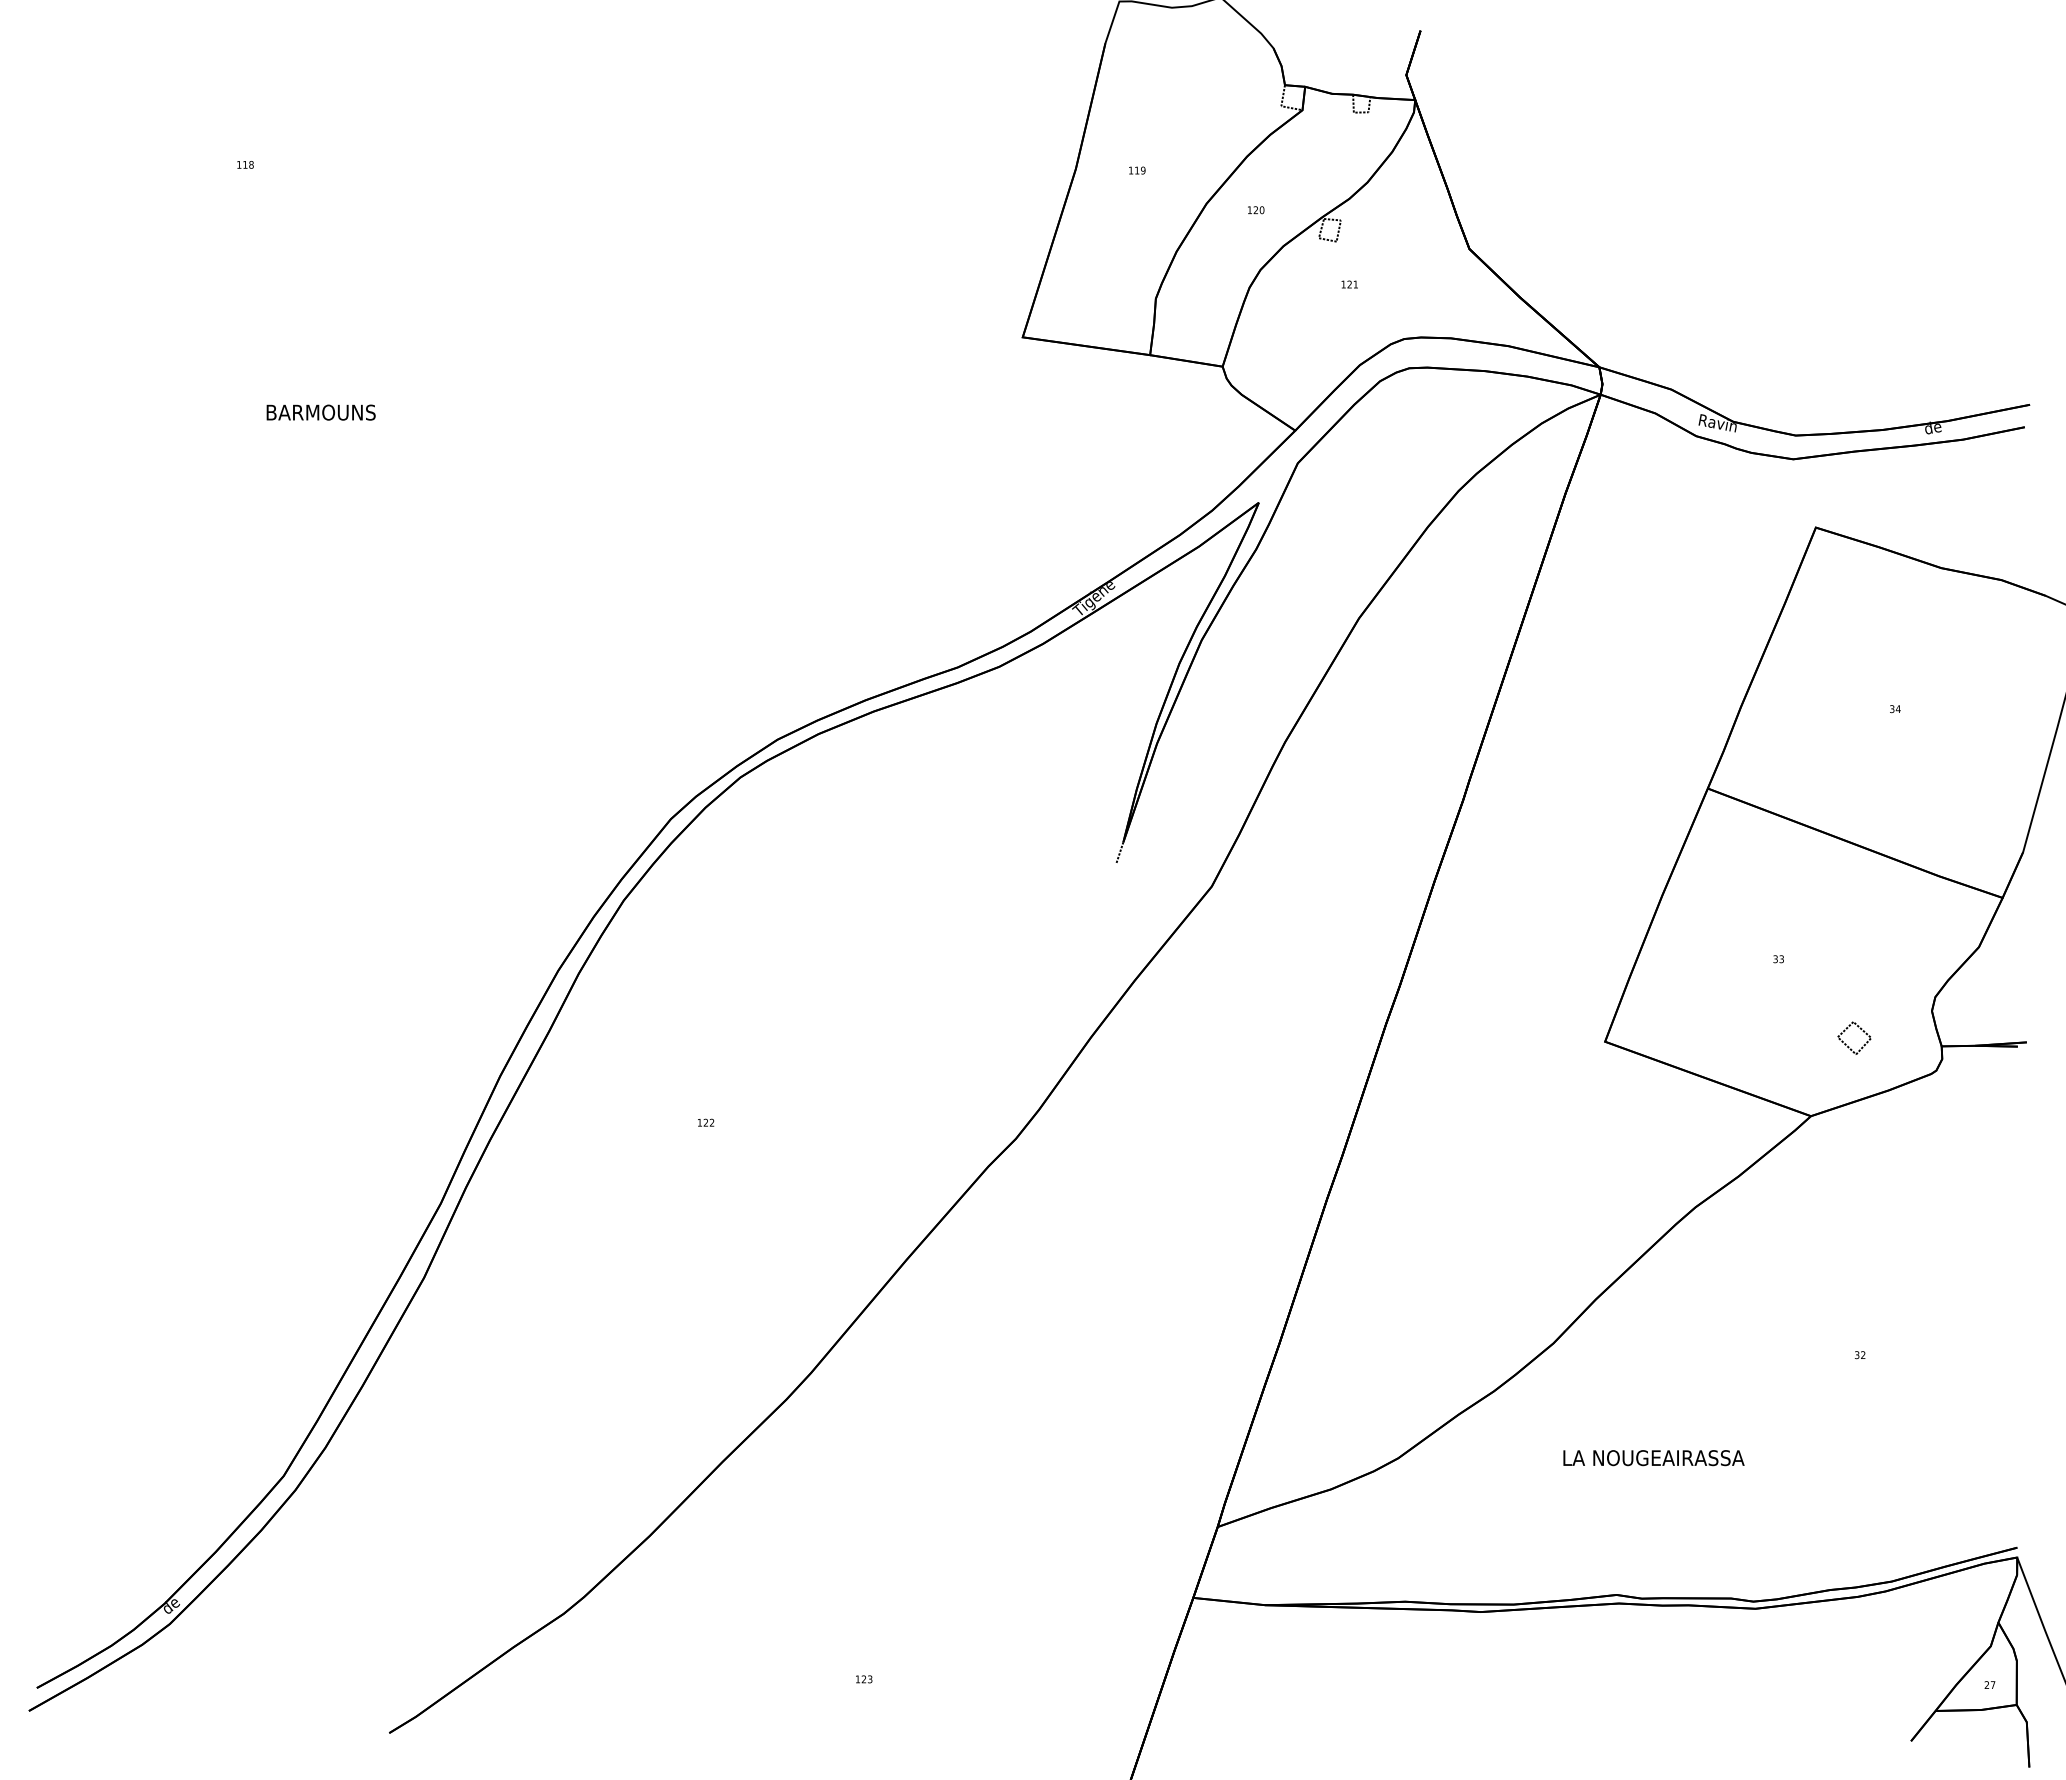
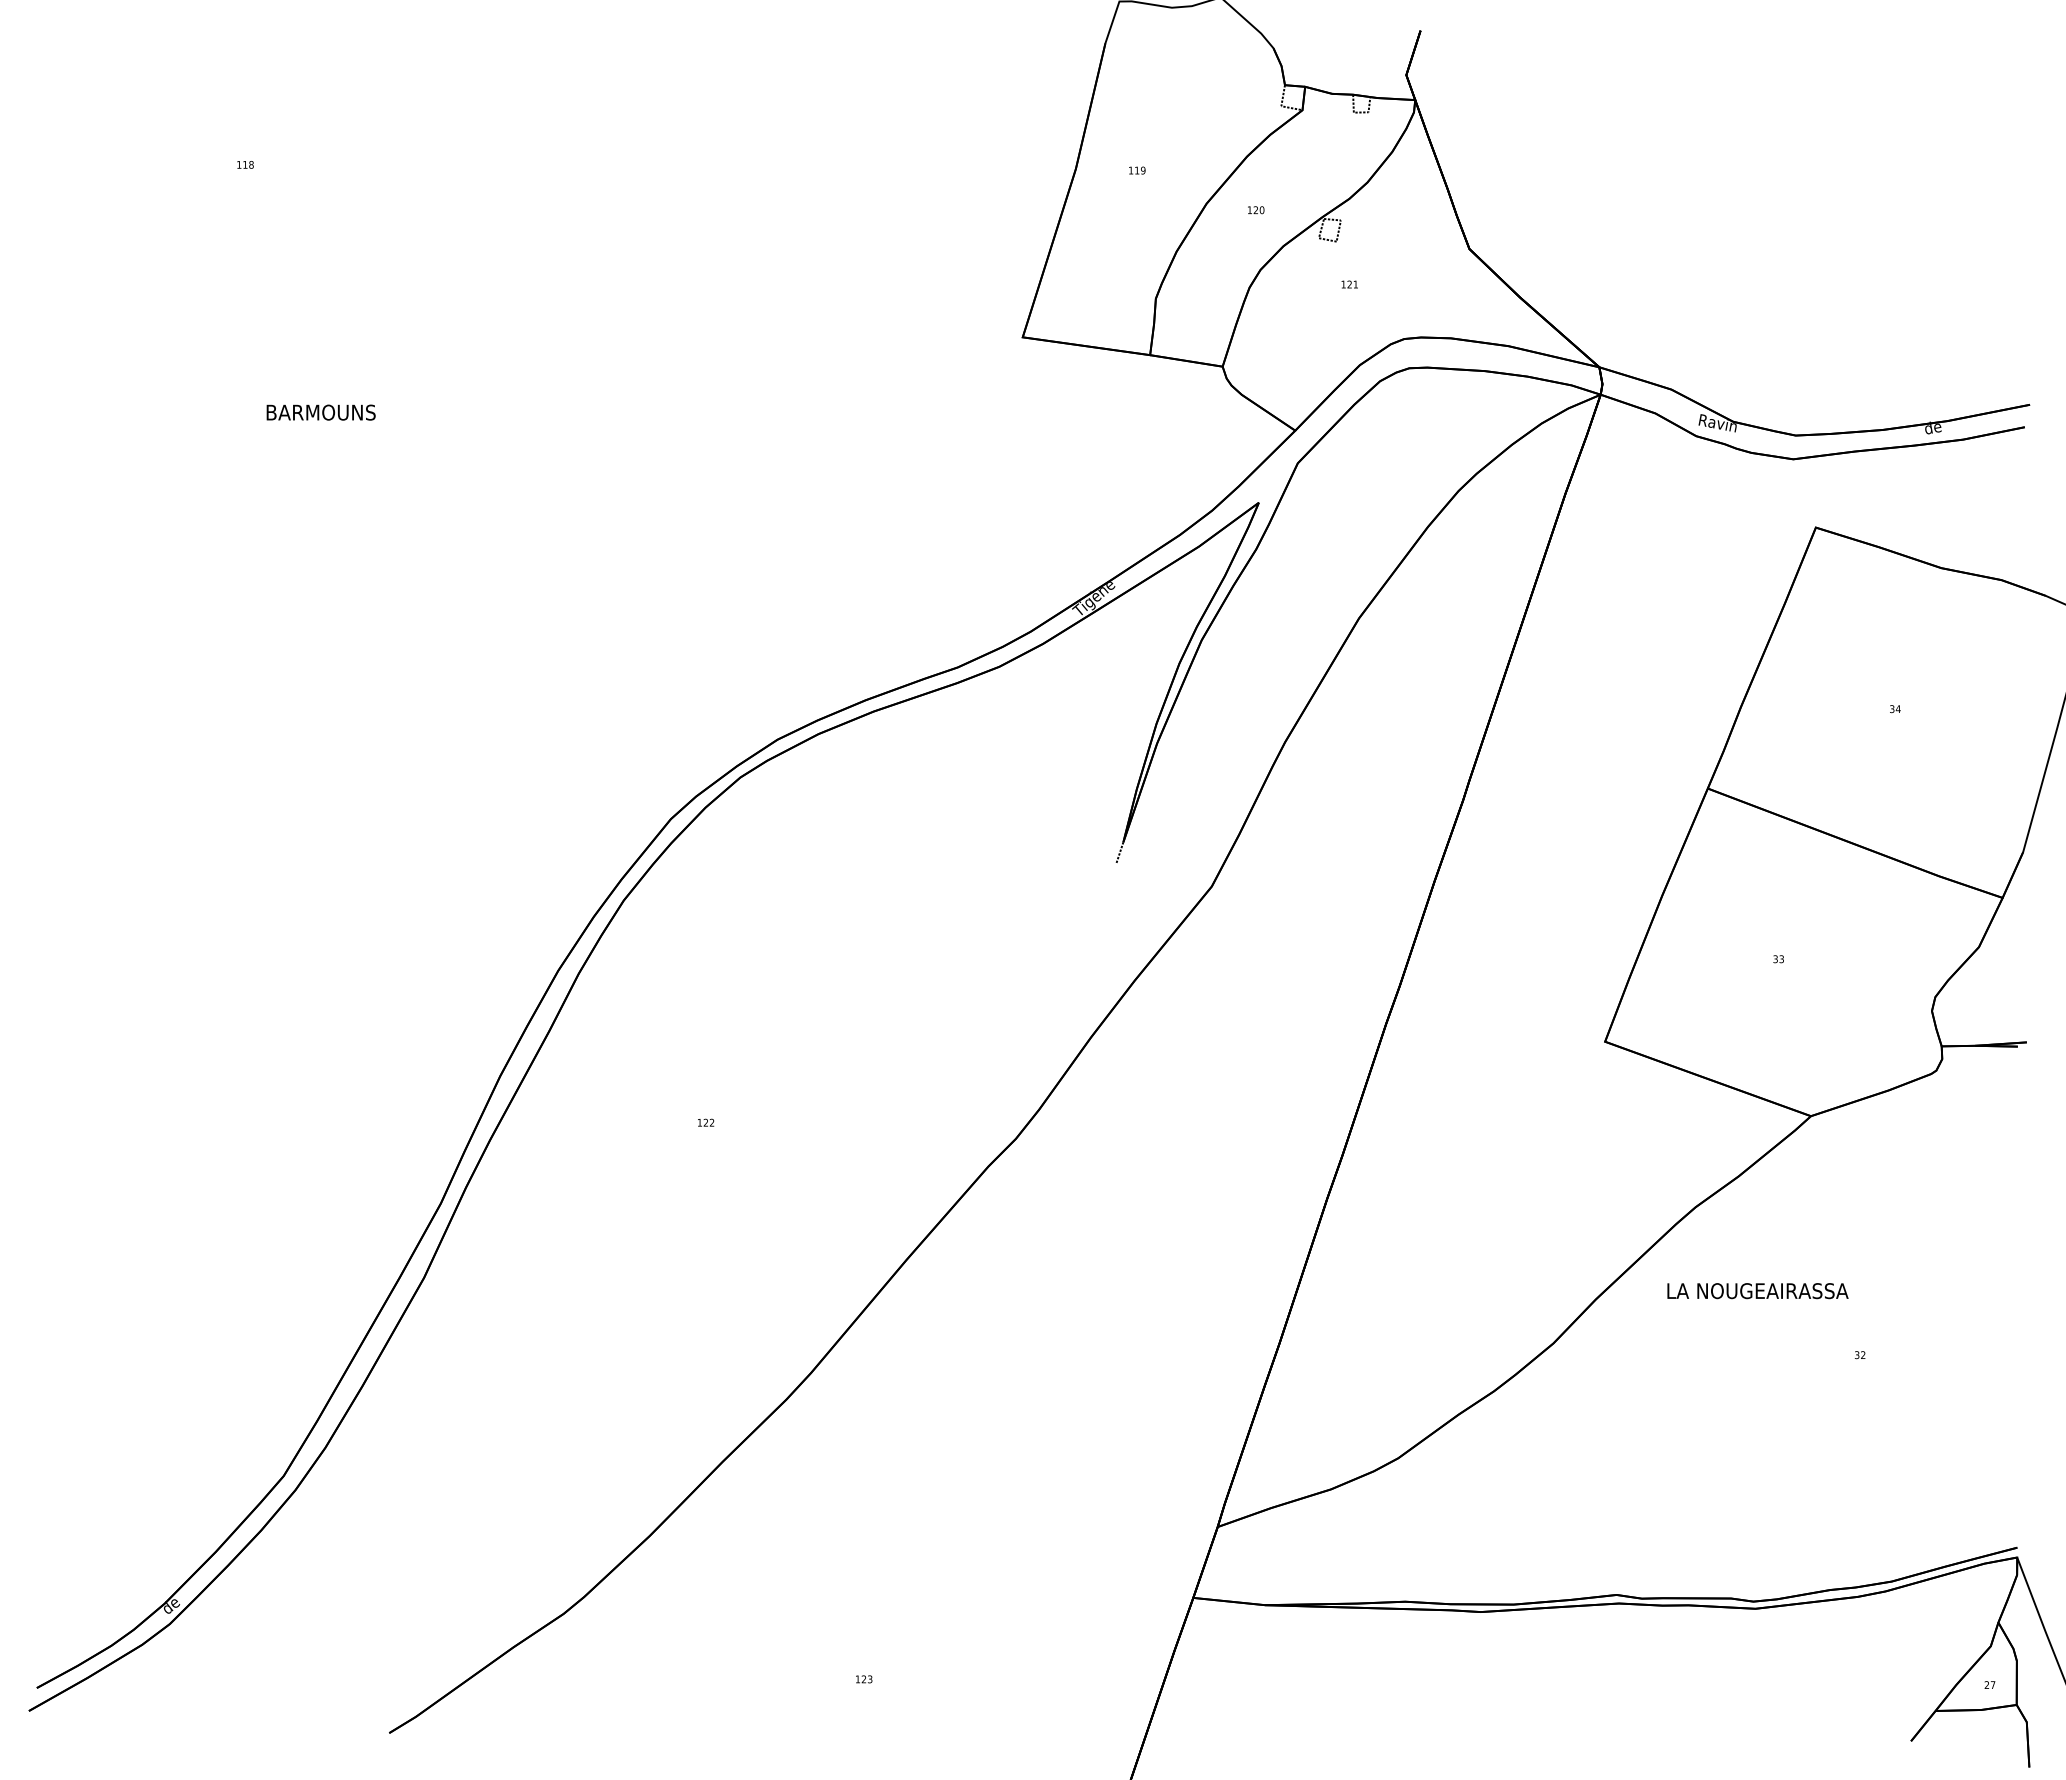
part: present -> none (1860, 1029)
text position: (1653, 1458) -> (1757, 1291) (1757, 1291)
